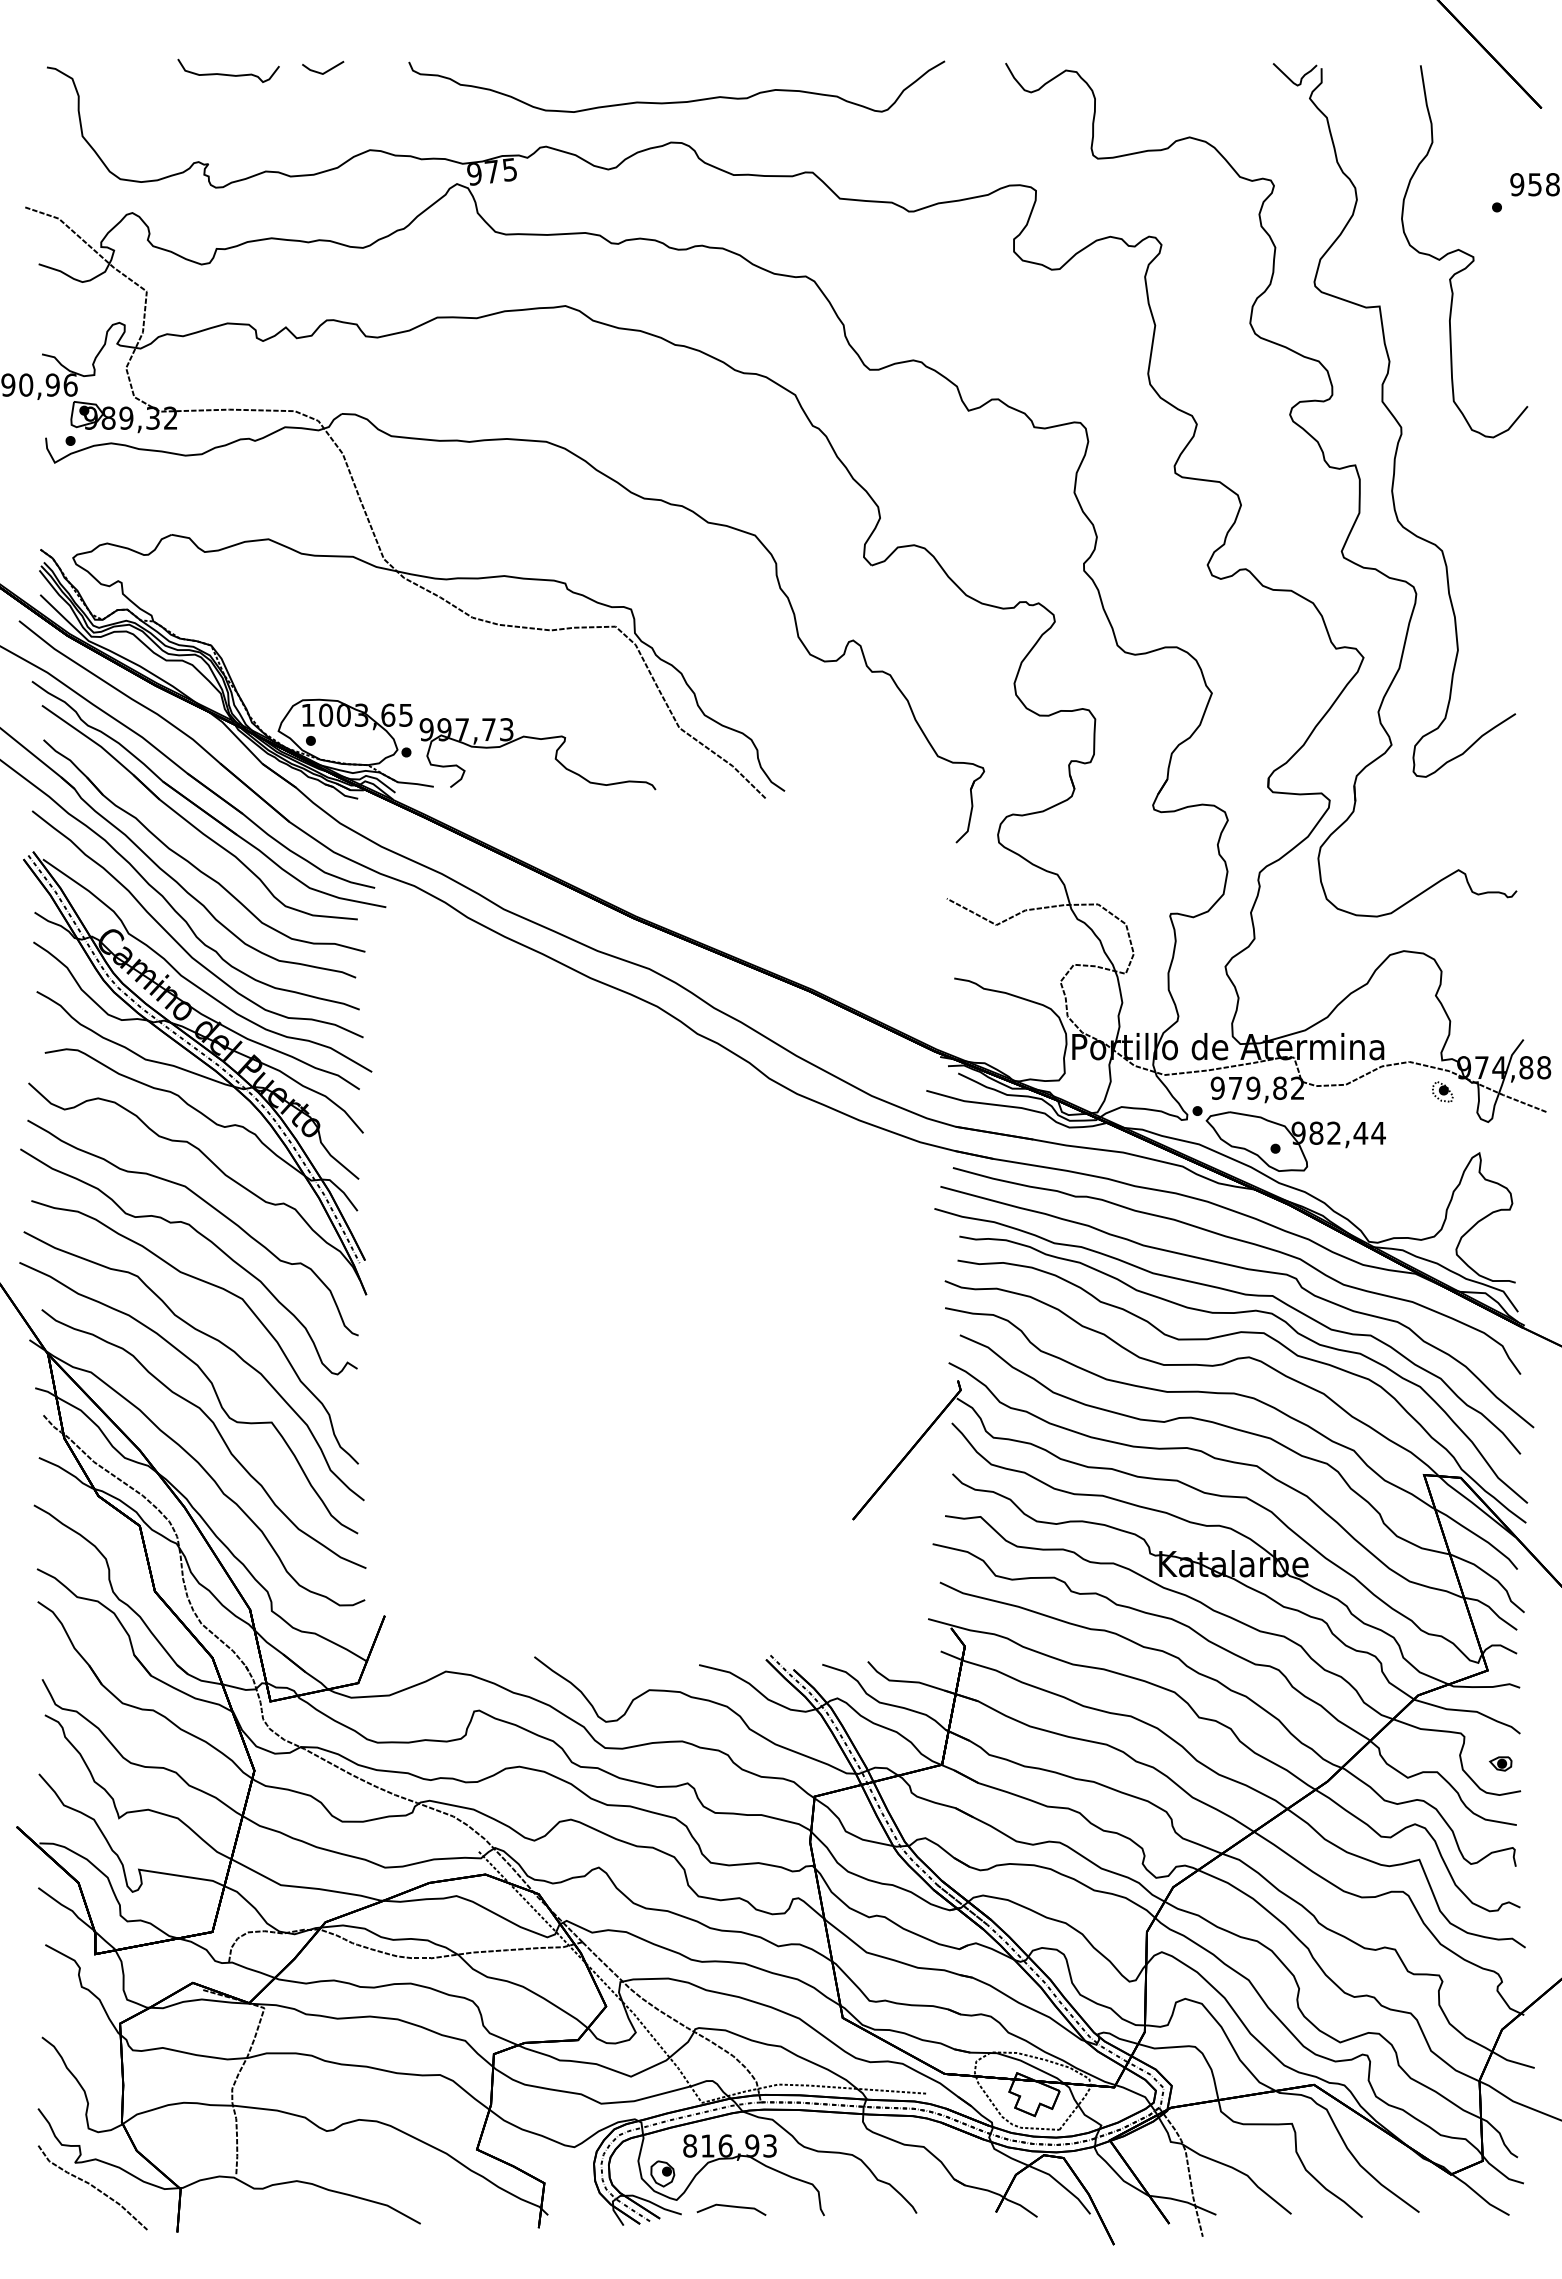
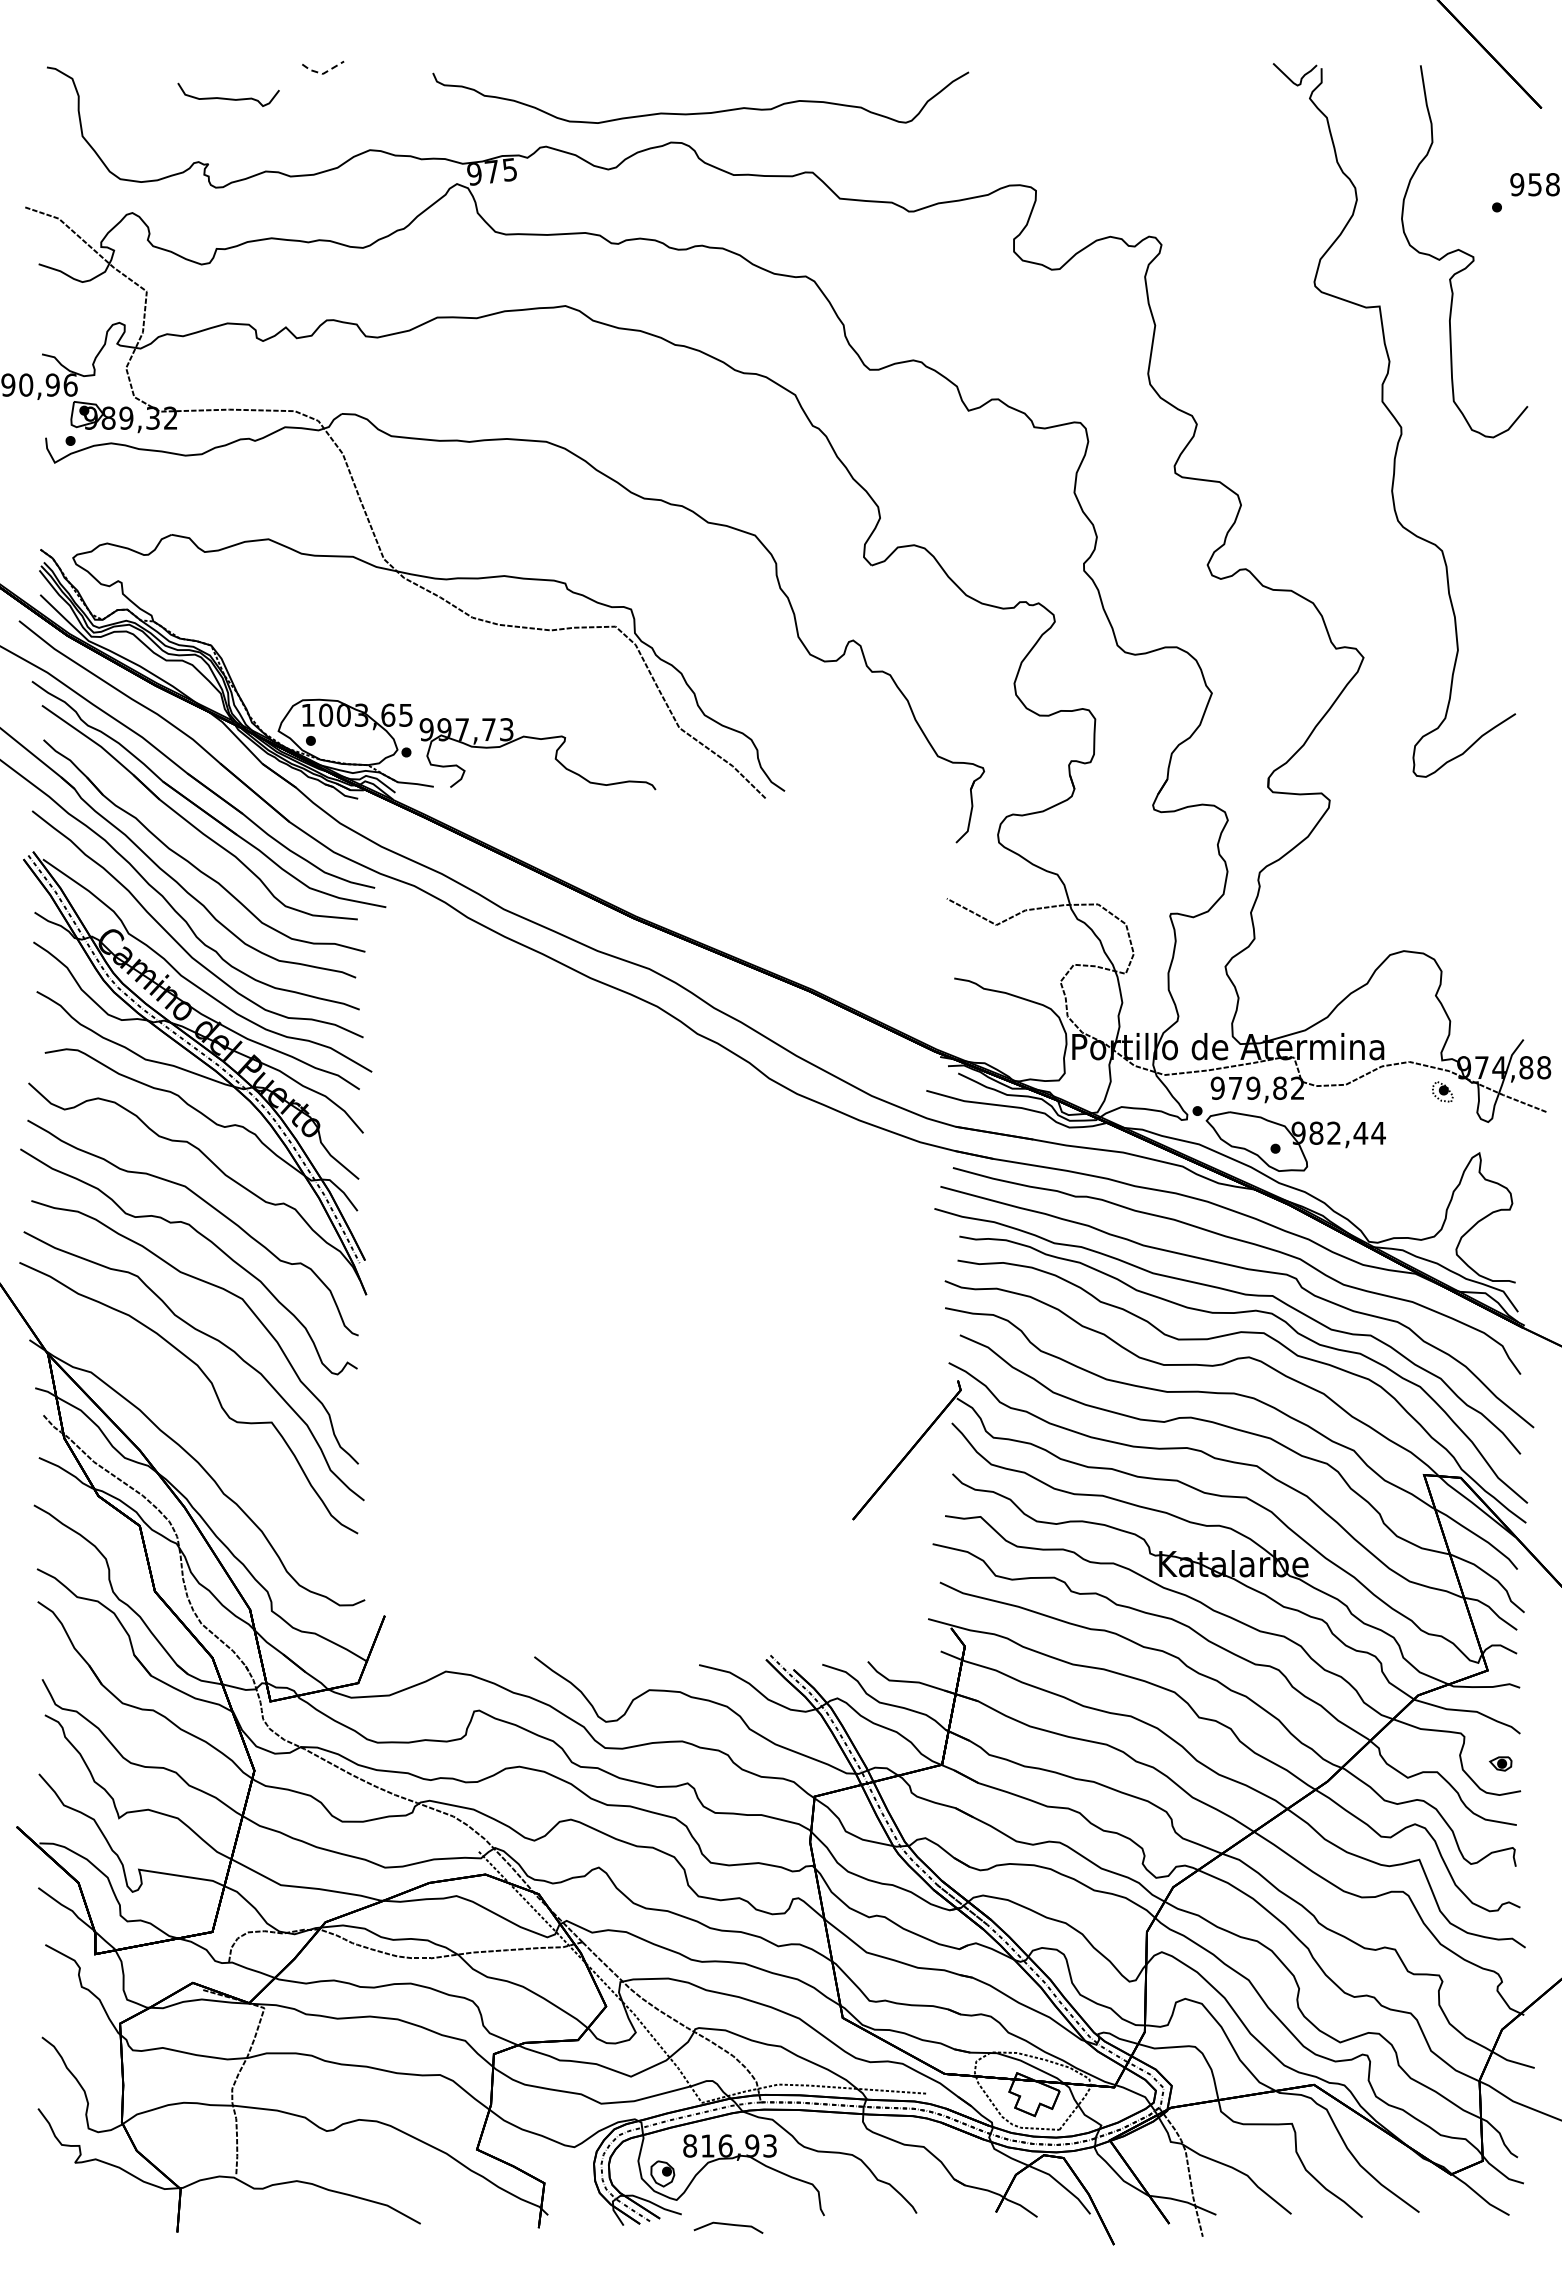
curve position: (228, 74) -> (228, 98) (228, 98)
line: solid -> dashed (322, 74)
curve position: (676, 101) -> (700, 112) (700, 112)
part: present -> none (1323, 460)
curve: present -> none (217, 1432)
curve: present -> none (92, 2187)
line position: (731, 2207) -> (728, 2225) (728, 2225)
